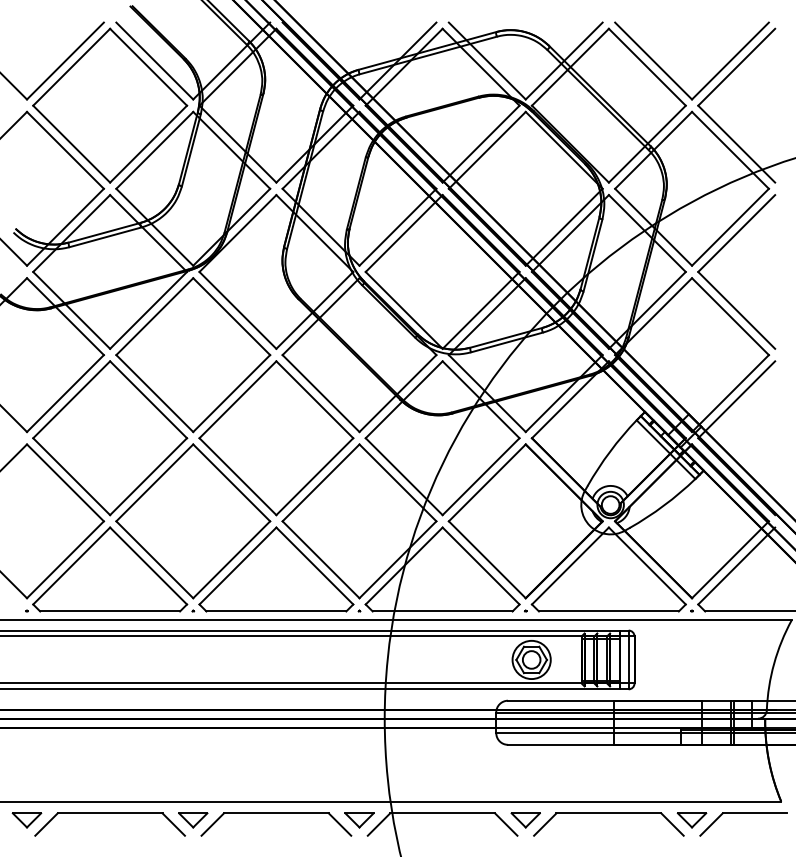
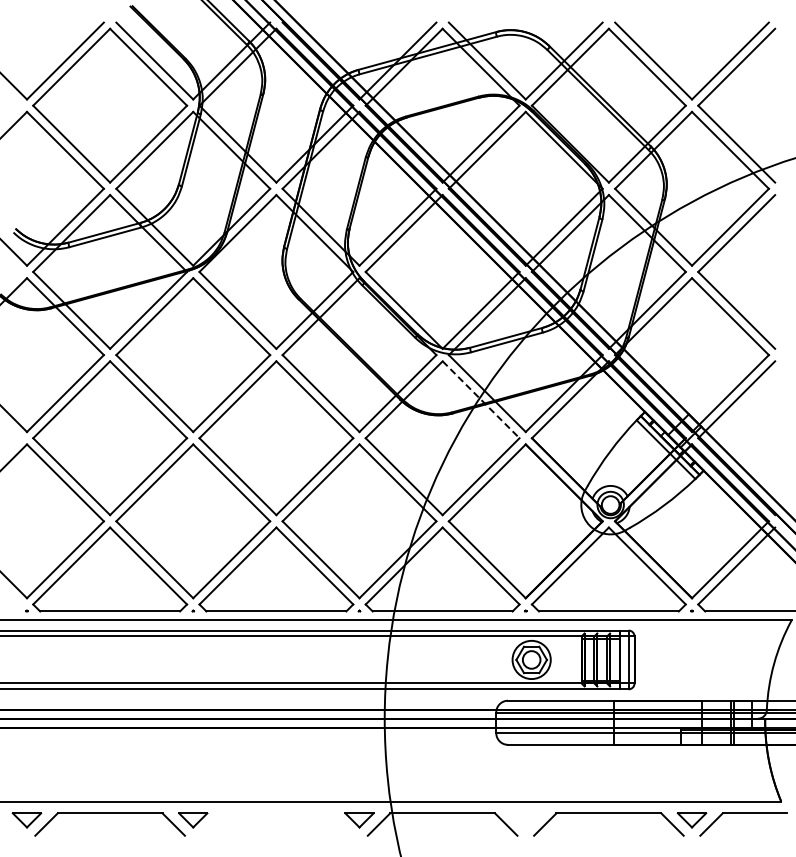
line: solid -> dashed (481, 400)
part: present -> none (276, 813)
part: present -> none (525, 820)
